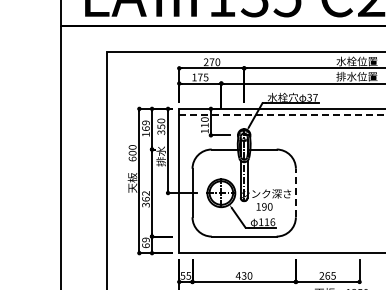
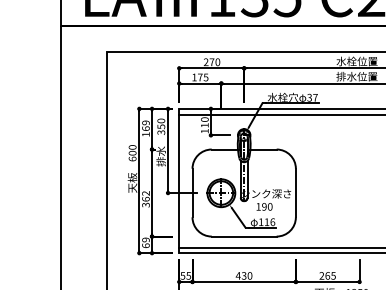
line: dashed -> solid (282, 114)
line: dashed -> solid (295, 192)
line: none -> present (280, 248)
